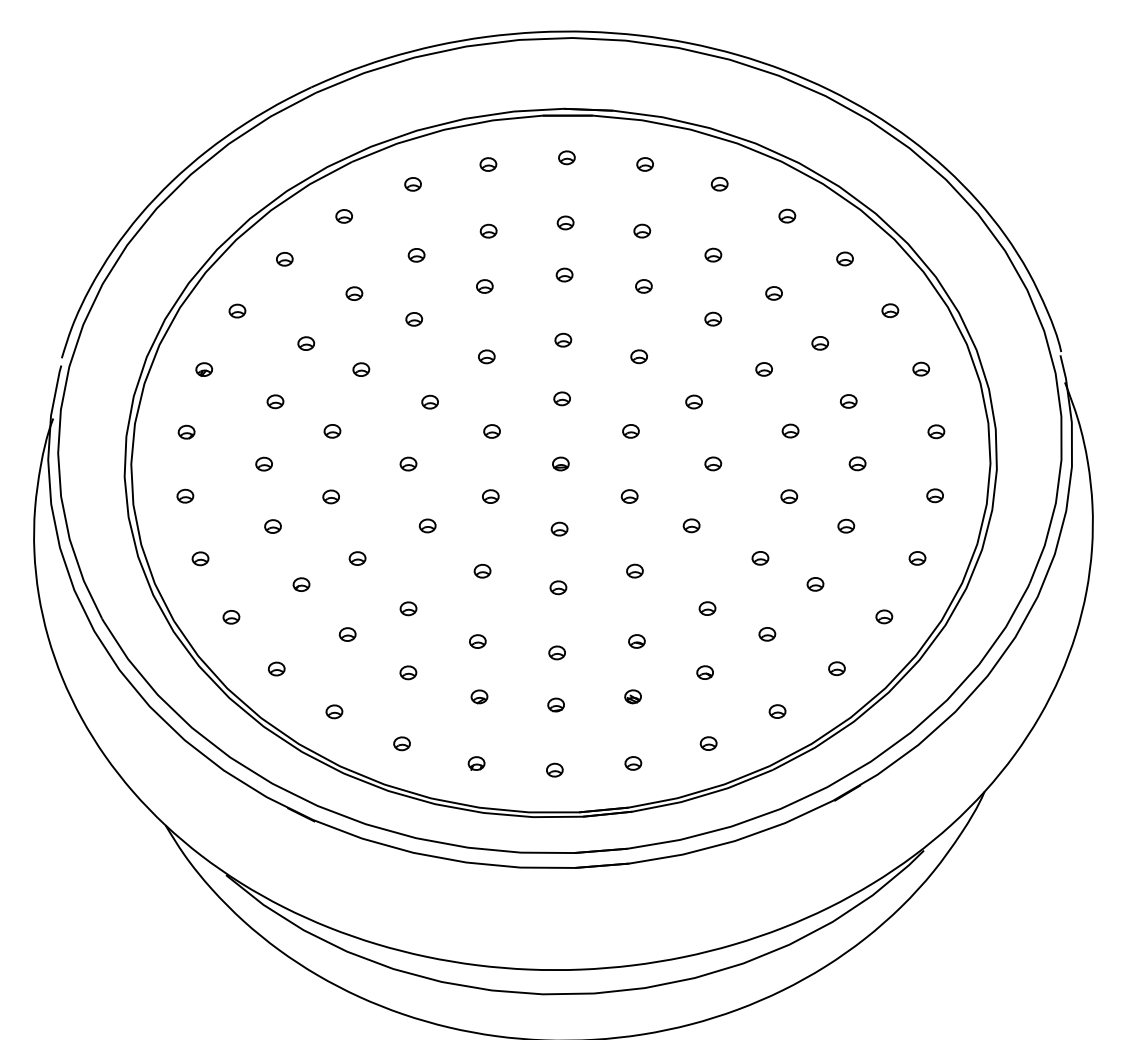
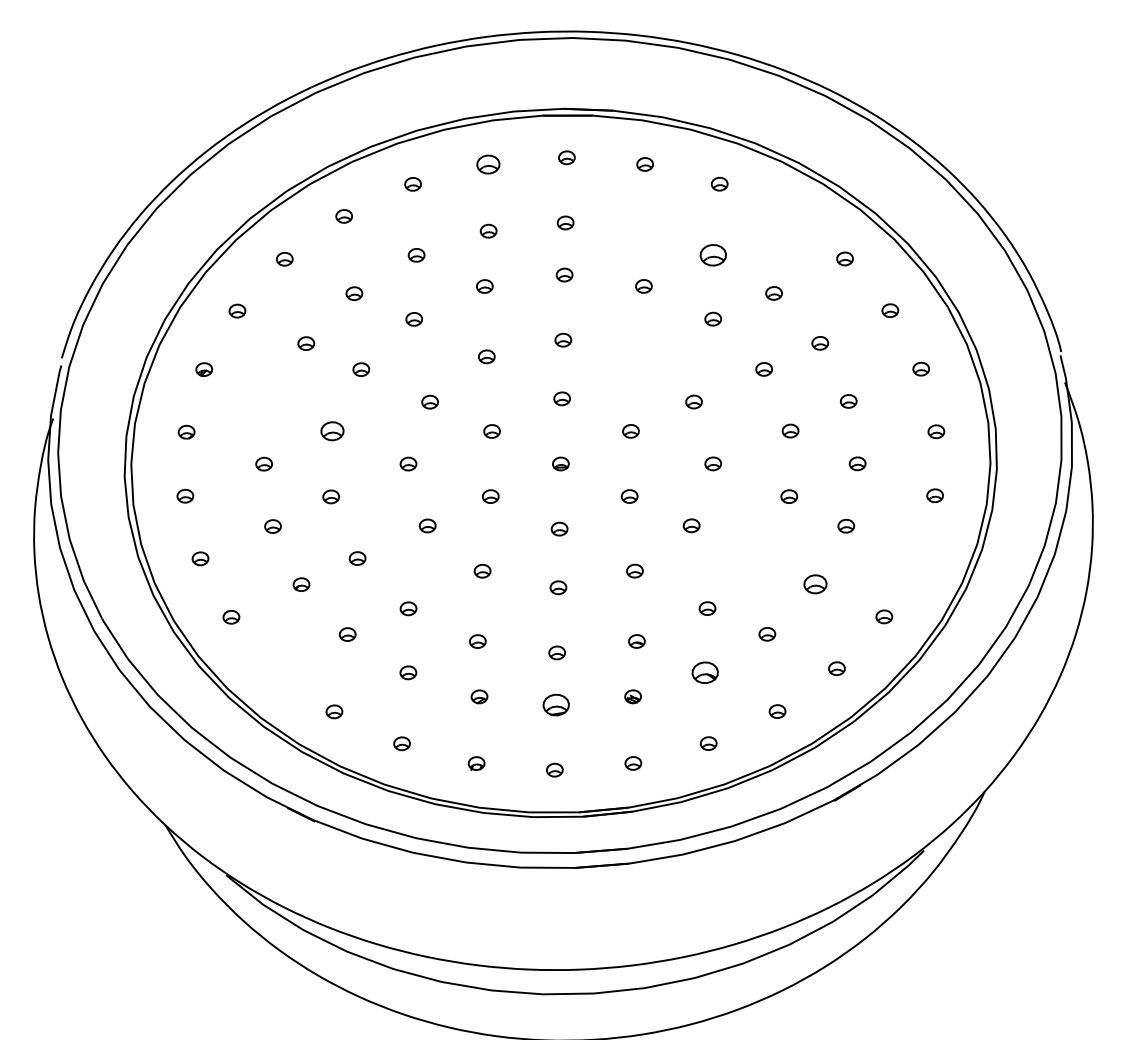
part size: 19x15 px -> 25x21 px (488, 164)
part: present -> none (787, 215)
part: present -> none (642, 230)
part size: 19x16 px -> 28x23 px (712, 255)
part: present -> none (638, 356)
part: present -> none (275, 401)
part size: 19x15 px -> 25x21 px (332, 431)
part: present -> none (760, 558)
part: present -> none (917, 558)
part size: 19x15 px -> 25x21 px (815, 584)
part: present -> none (276, 668)
part size: 18x15 px -> 28x23 px (704, 672)
part size: 18x16 px -> 28x24 px (555, 704)
